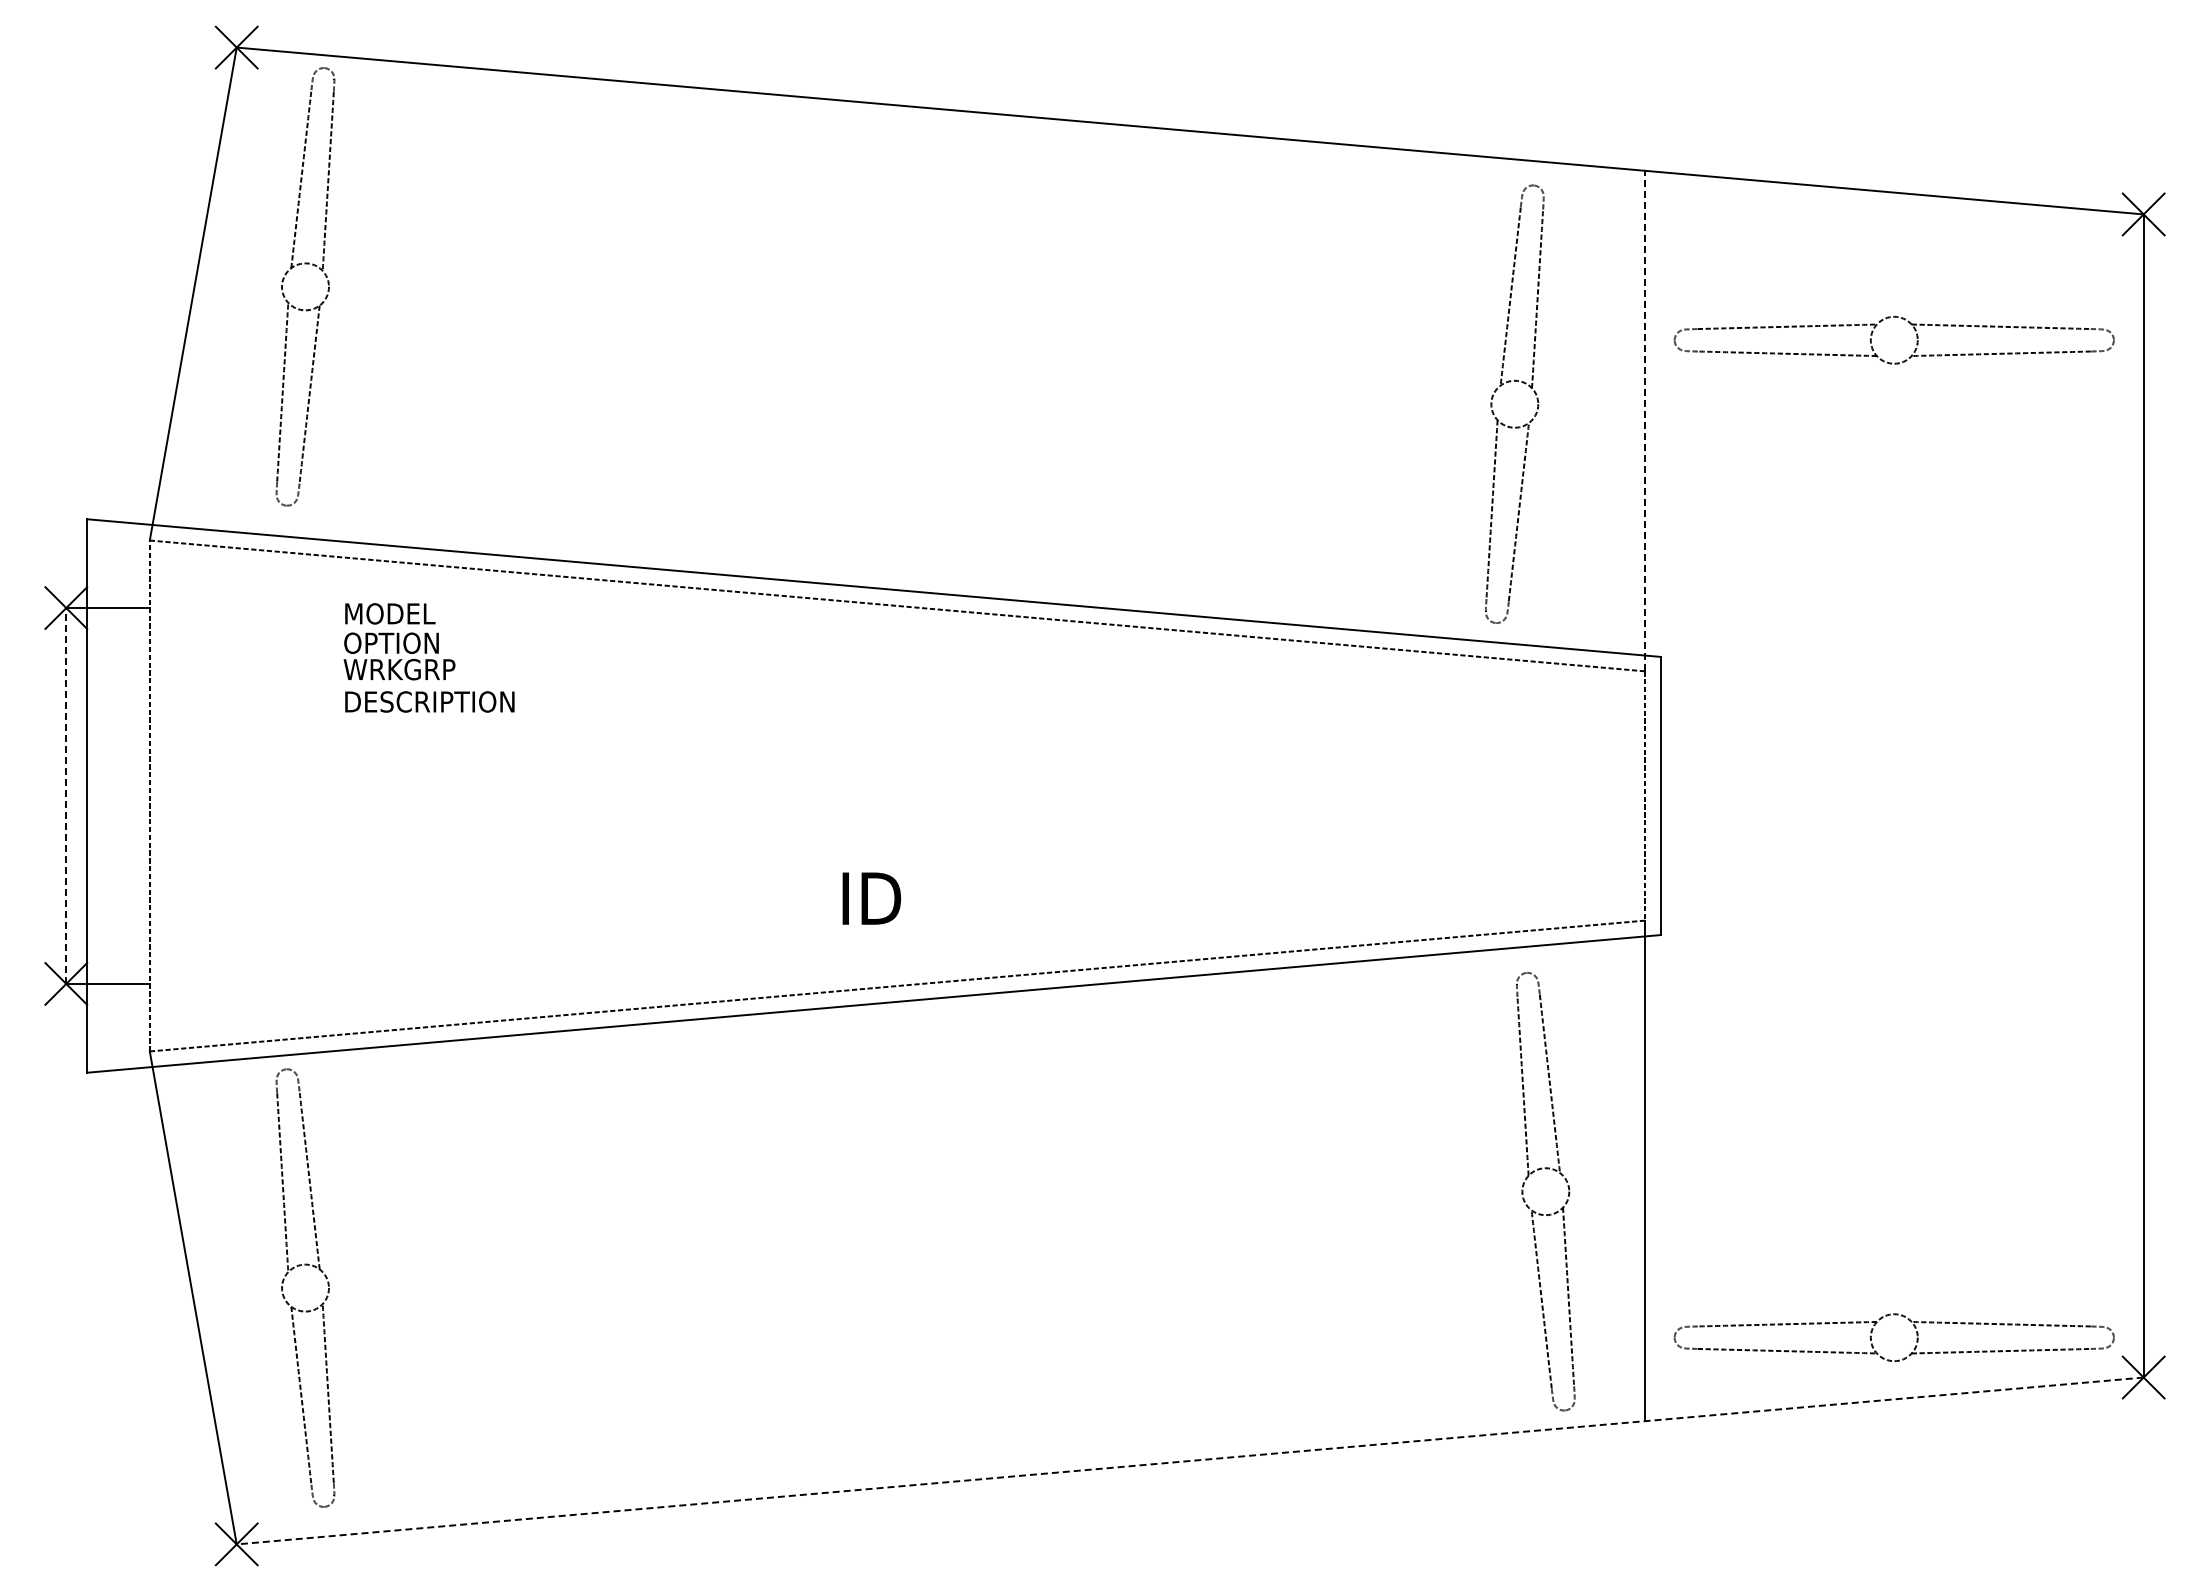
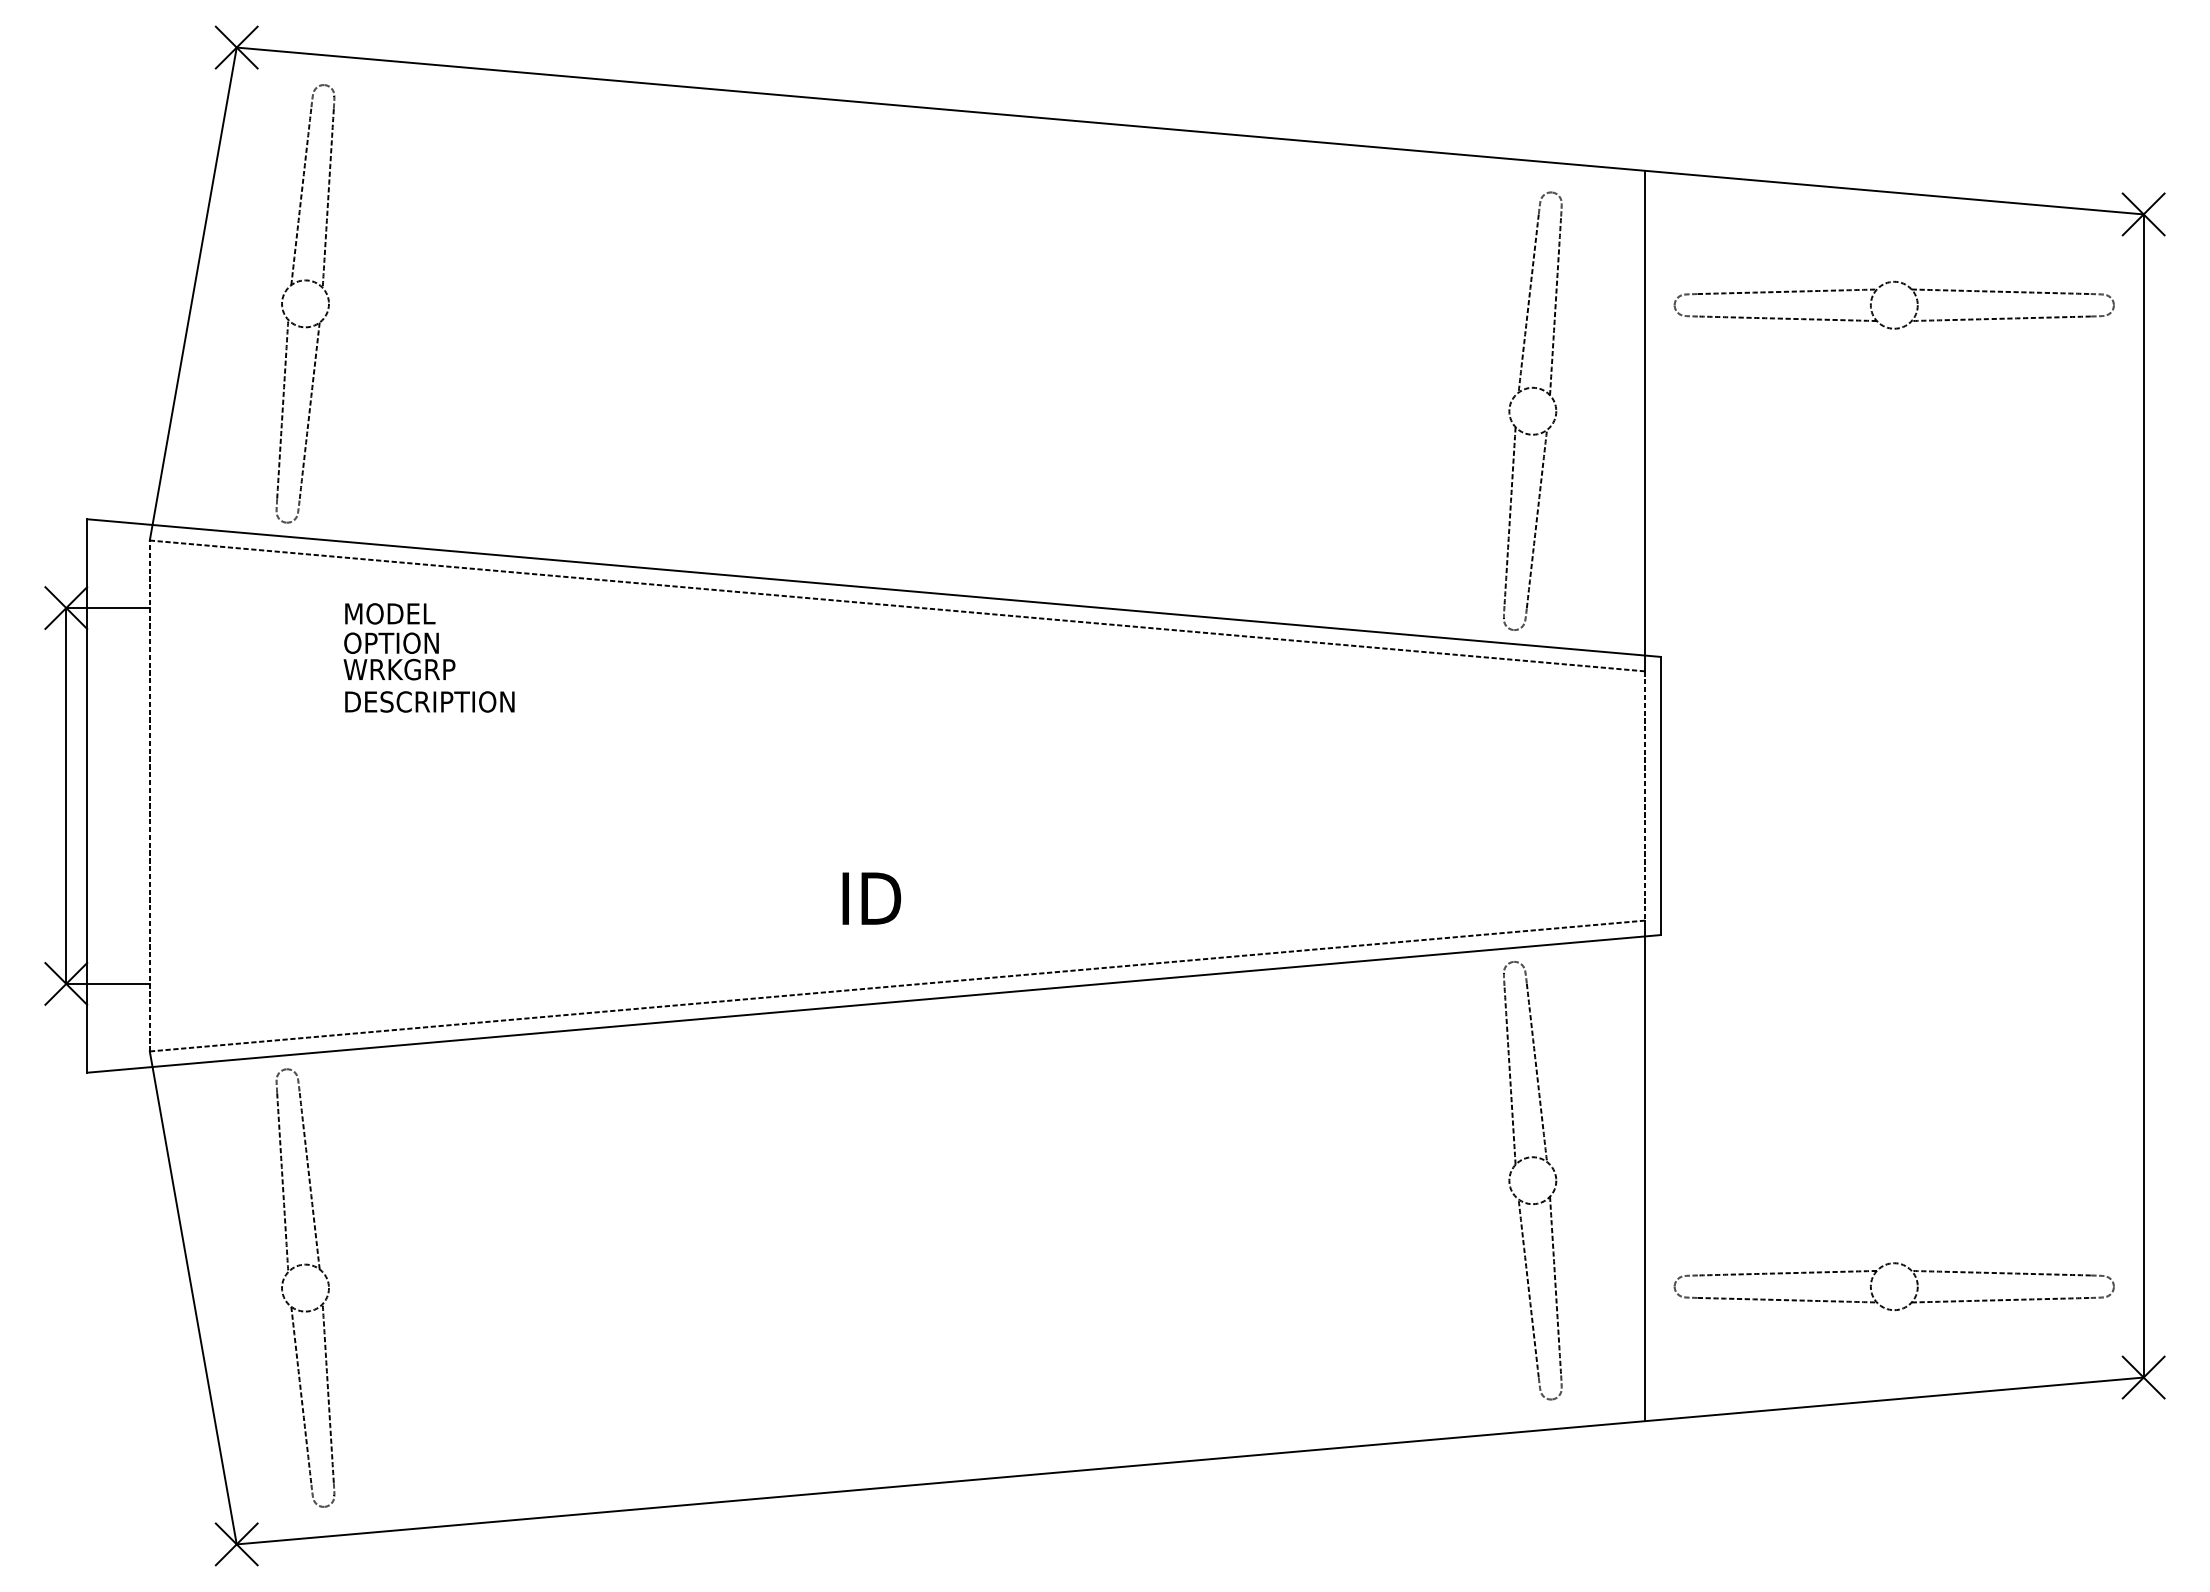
part position: (299, 265) -> (299, 282) (299, 282)
part position: (1882, 321) -> (1882, 286) (1882, 286)
part position: (1510, 382) -> (1528, 389) (1528, 389)
line: dashed -> solid (1645, 420)
line: dashed -> solid (66, 796)
part position: (1539, 1170) -> (1526, 1159) (1526, 1159)
part position: (1876, 1324) -> (1876, 1273) (1876, 1273)
line: dashed -> solid (1189, 1461)
